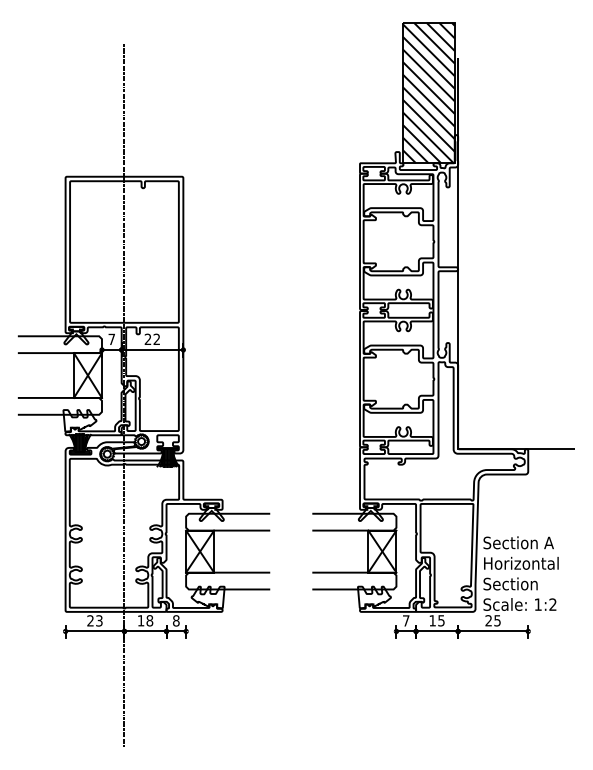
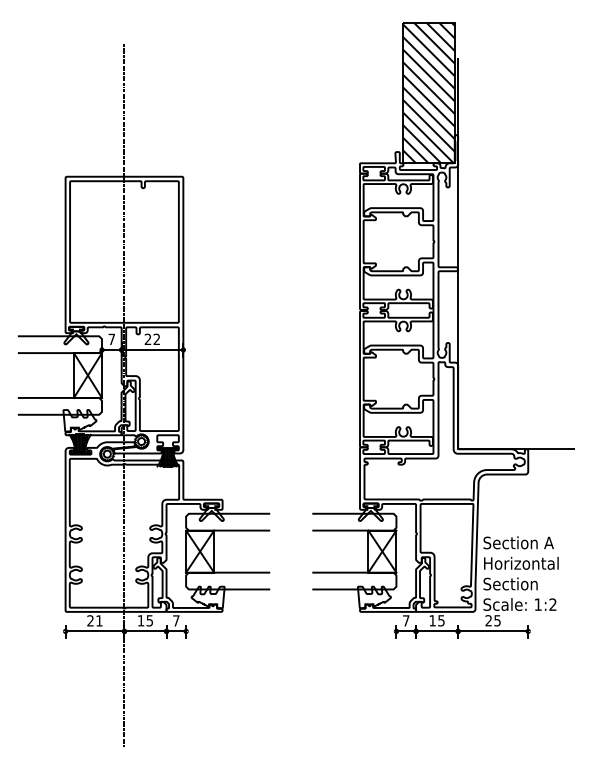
text: 23 -> 21 (99, 620)
text: 18 -> 15 (149, 620)
text: 8 -> 7 (176, 620)
